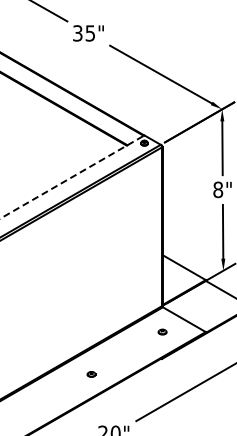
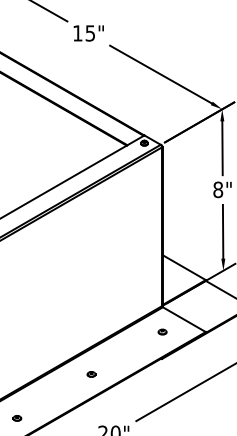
text: 35" -> 15" (77, 33)
line: dashed -> solid (72, 176)
part: none -> present (17, 418)
